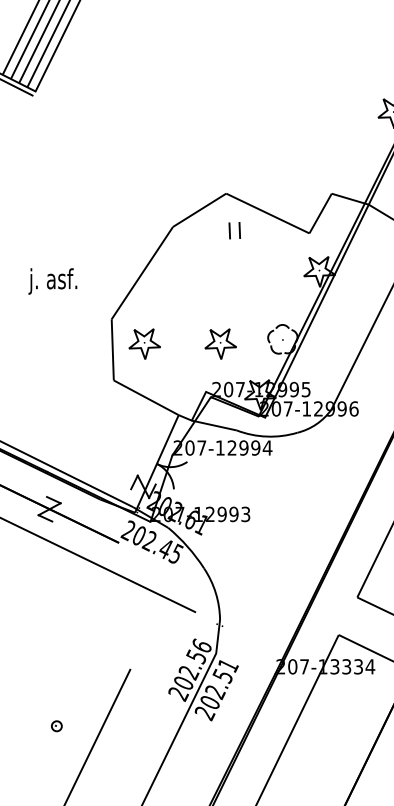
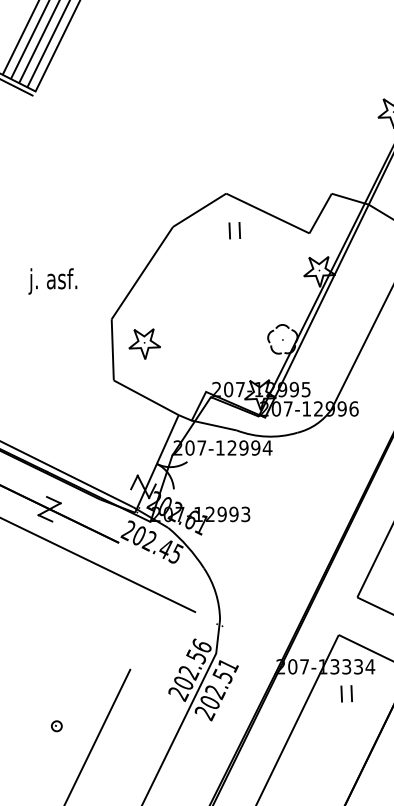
part: present -> none (220, 343)
part: none -> present (346, 693)
